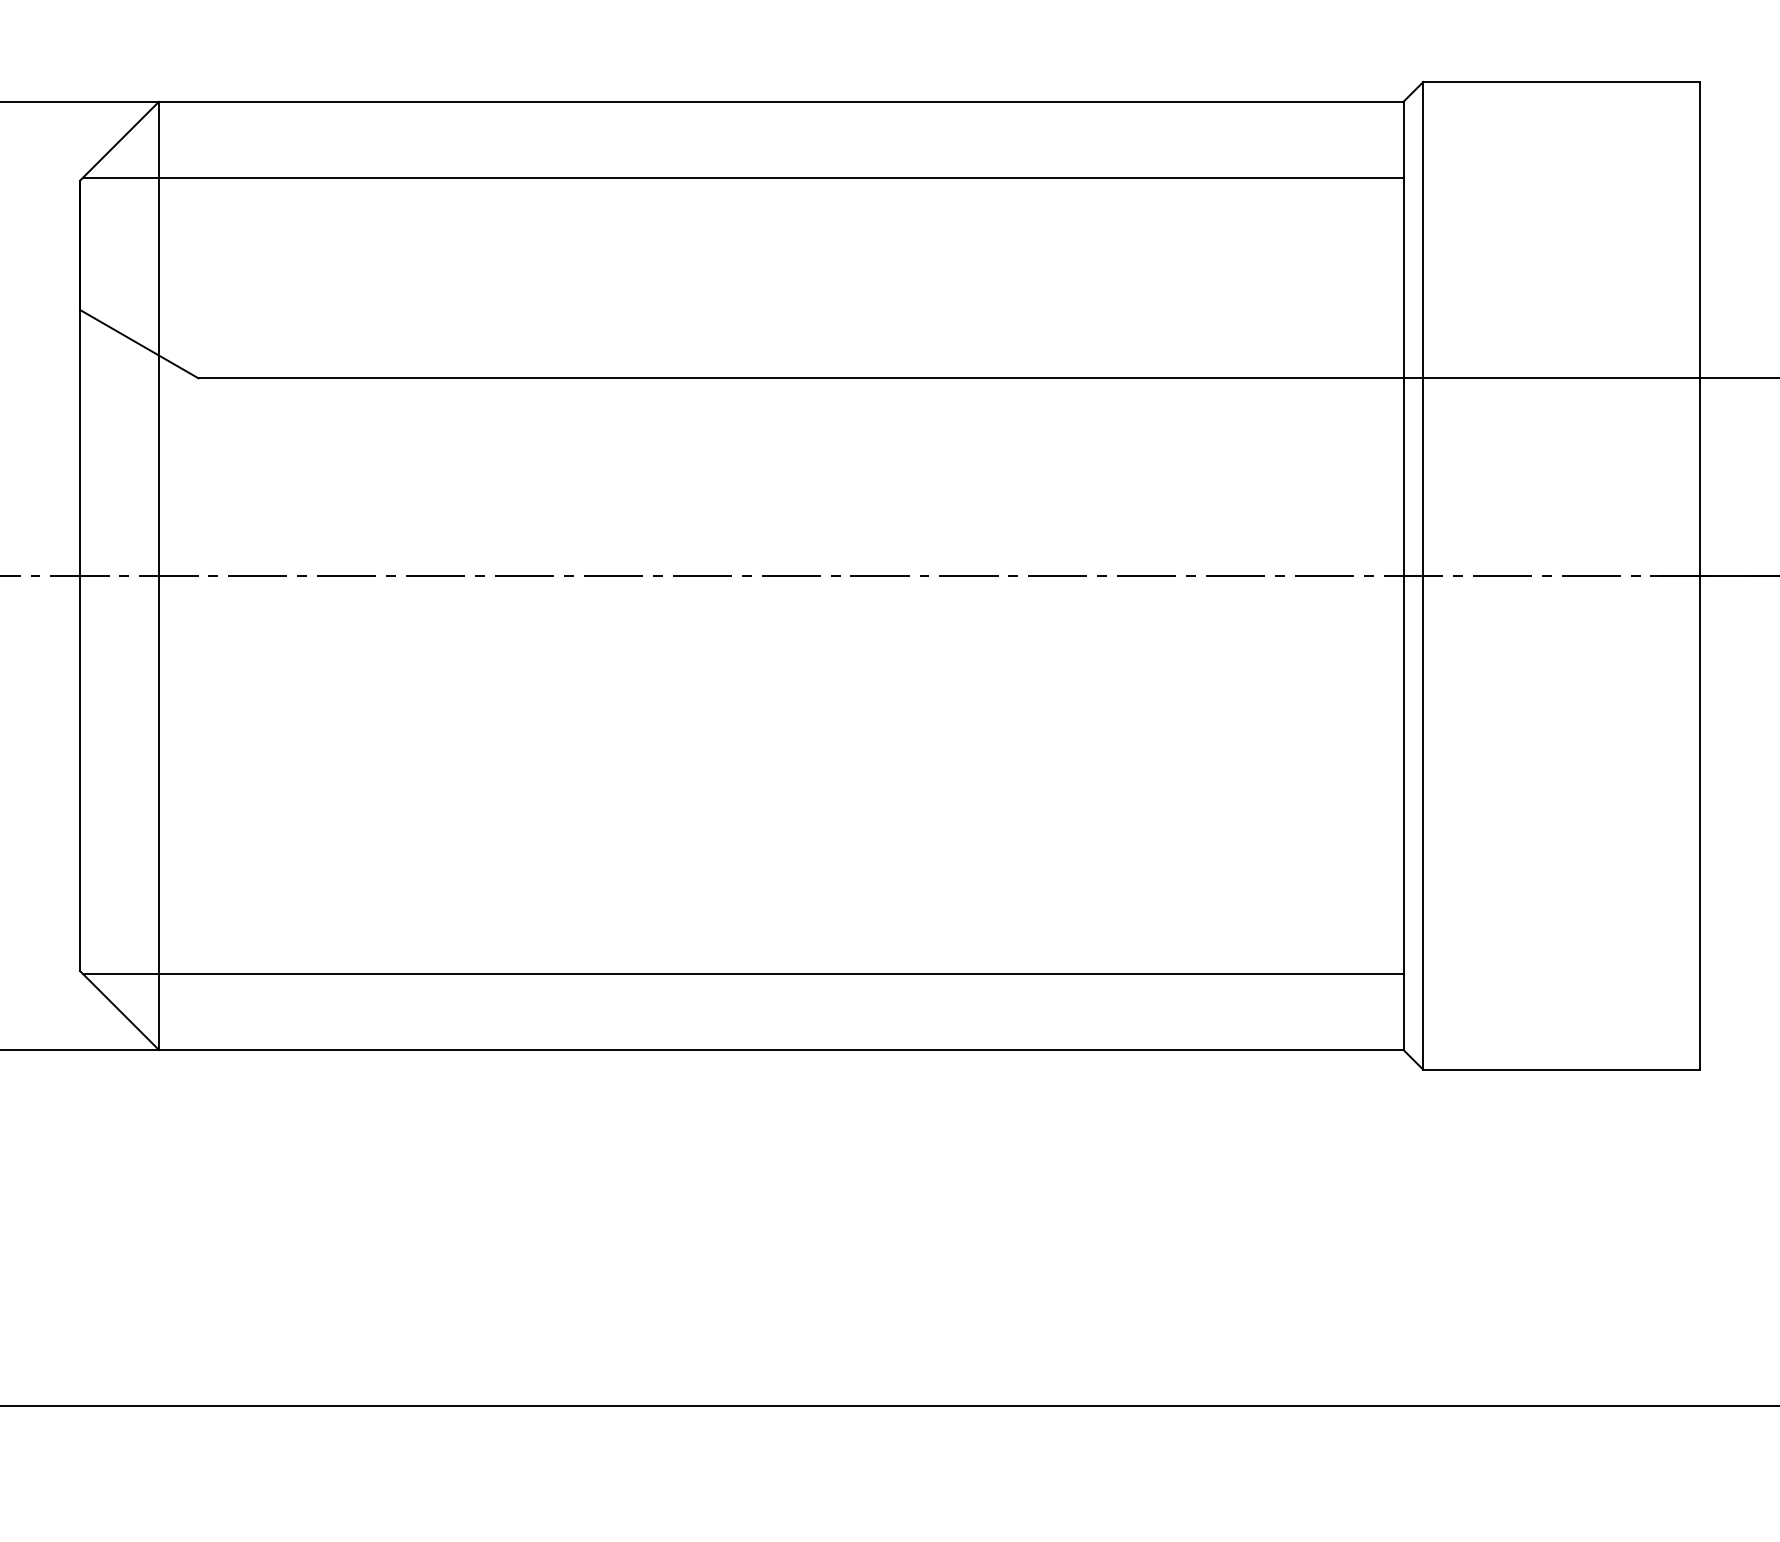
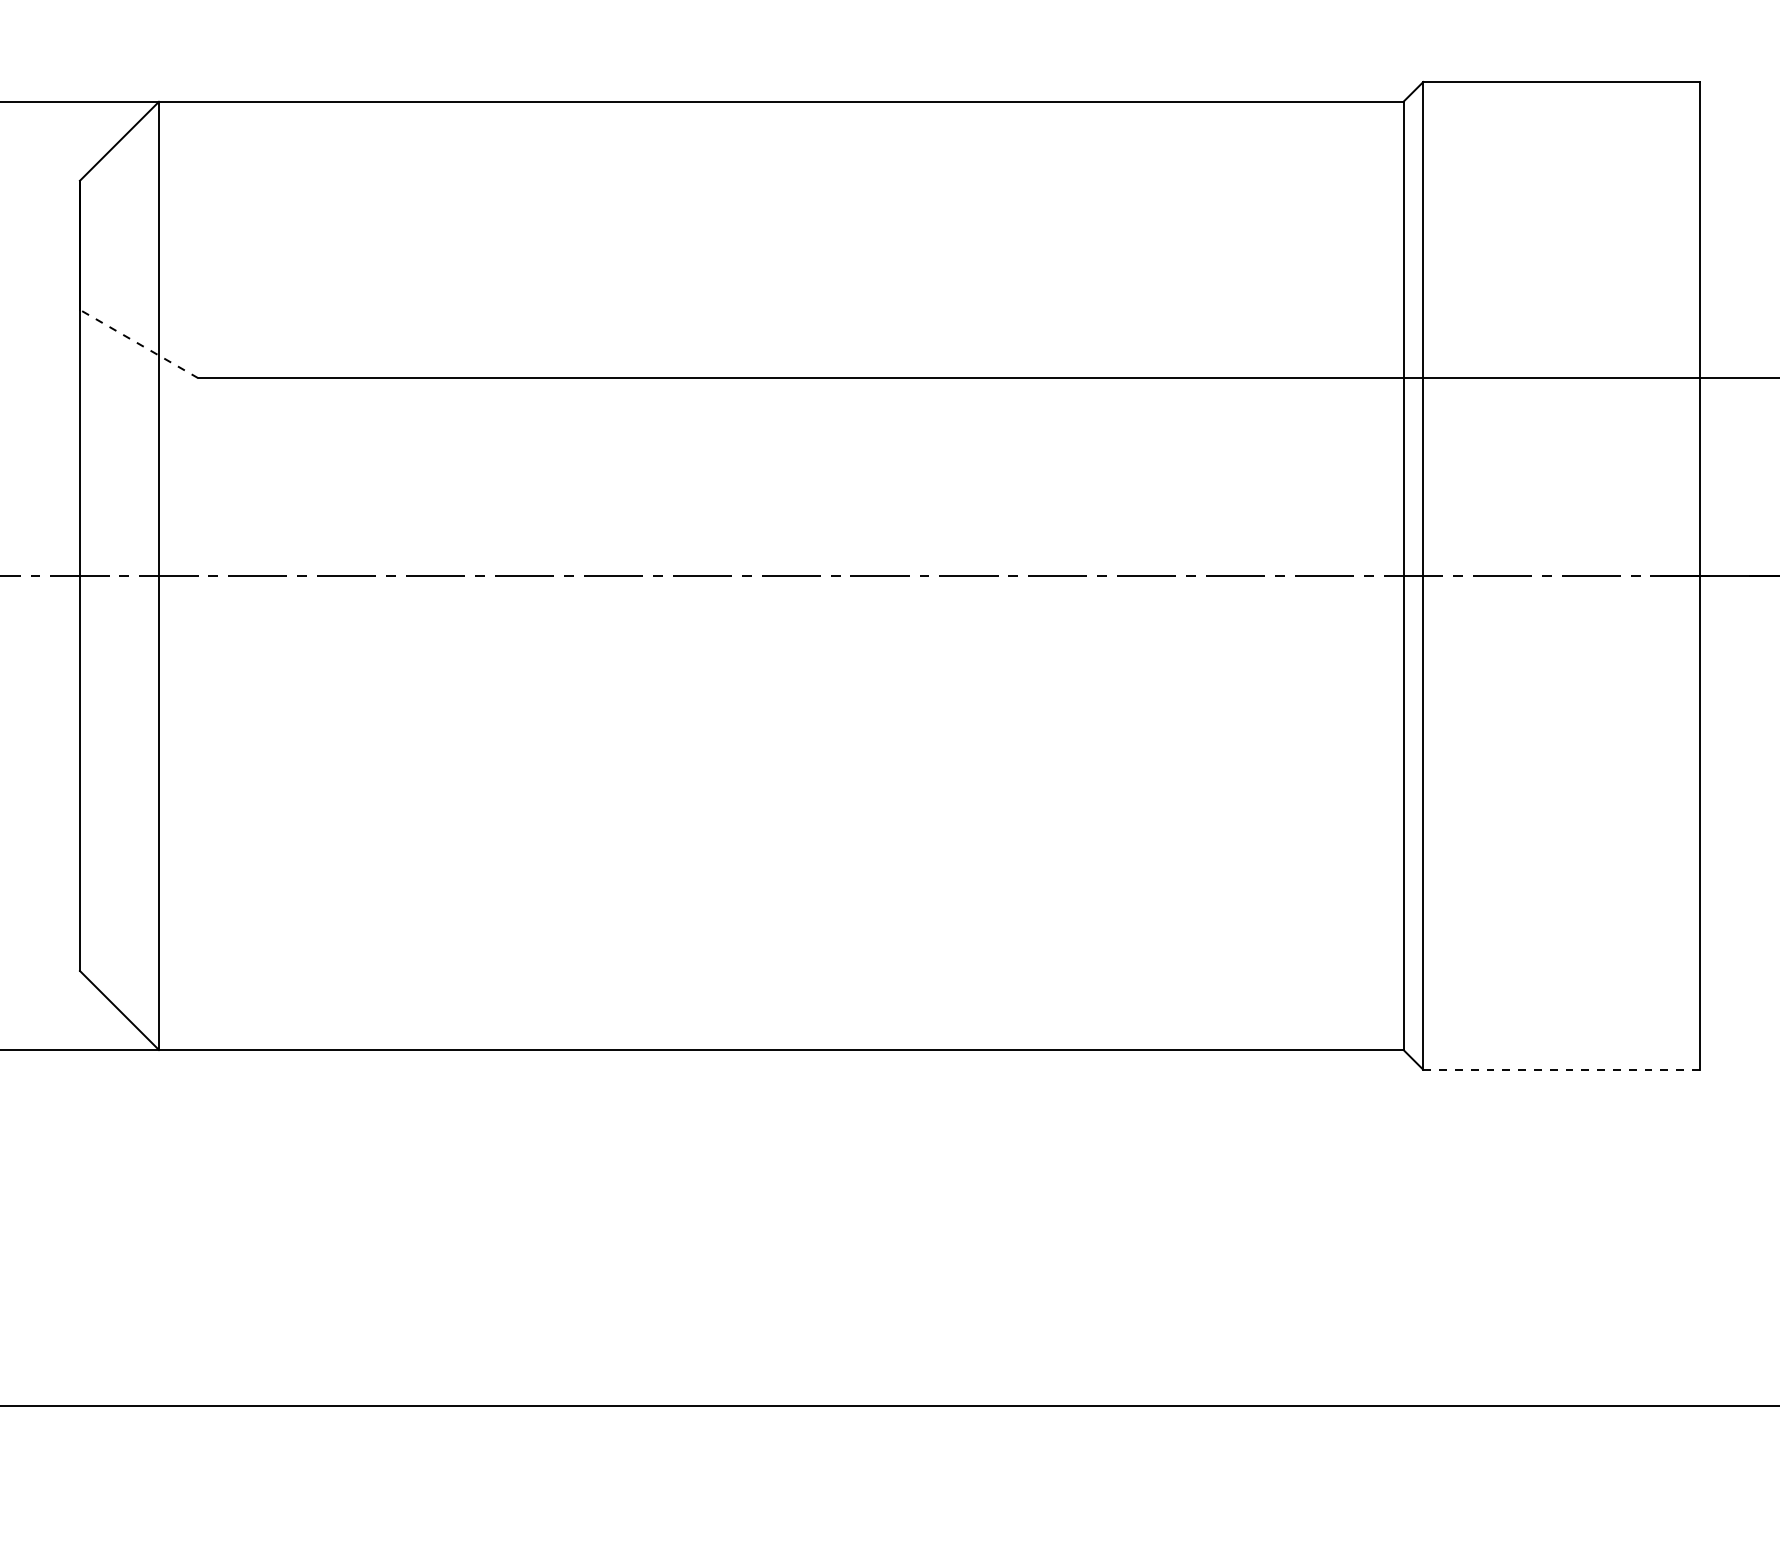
line: present -> none (742, 177)
line: solid -> dashed (138, 343)
line: present -> none (742, 973)
line: solid -> dashed (1562, 1069)
